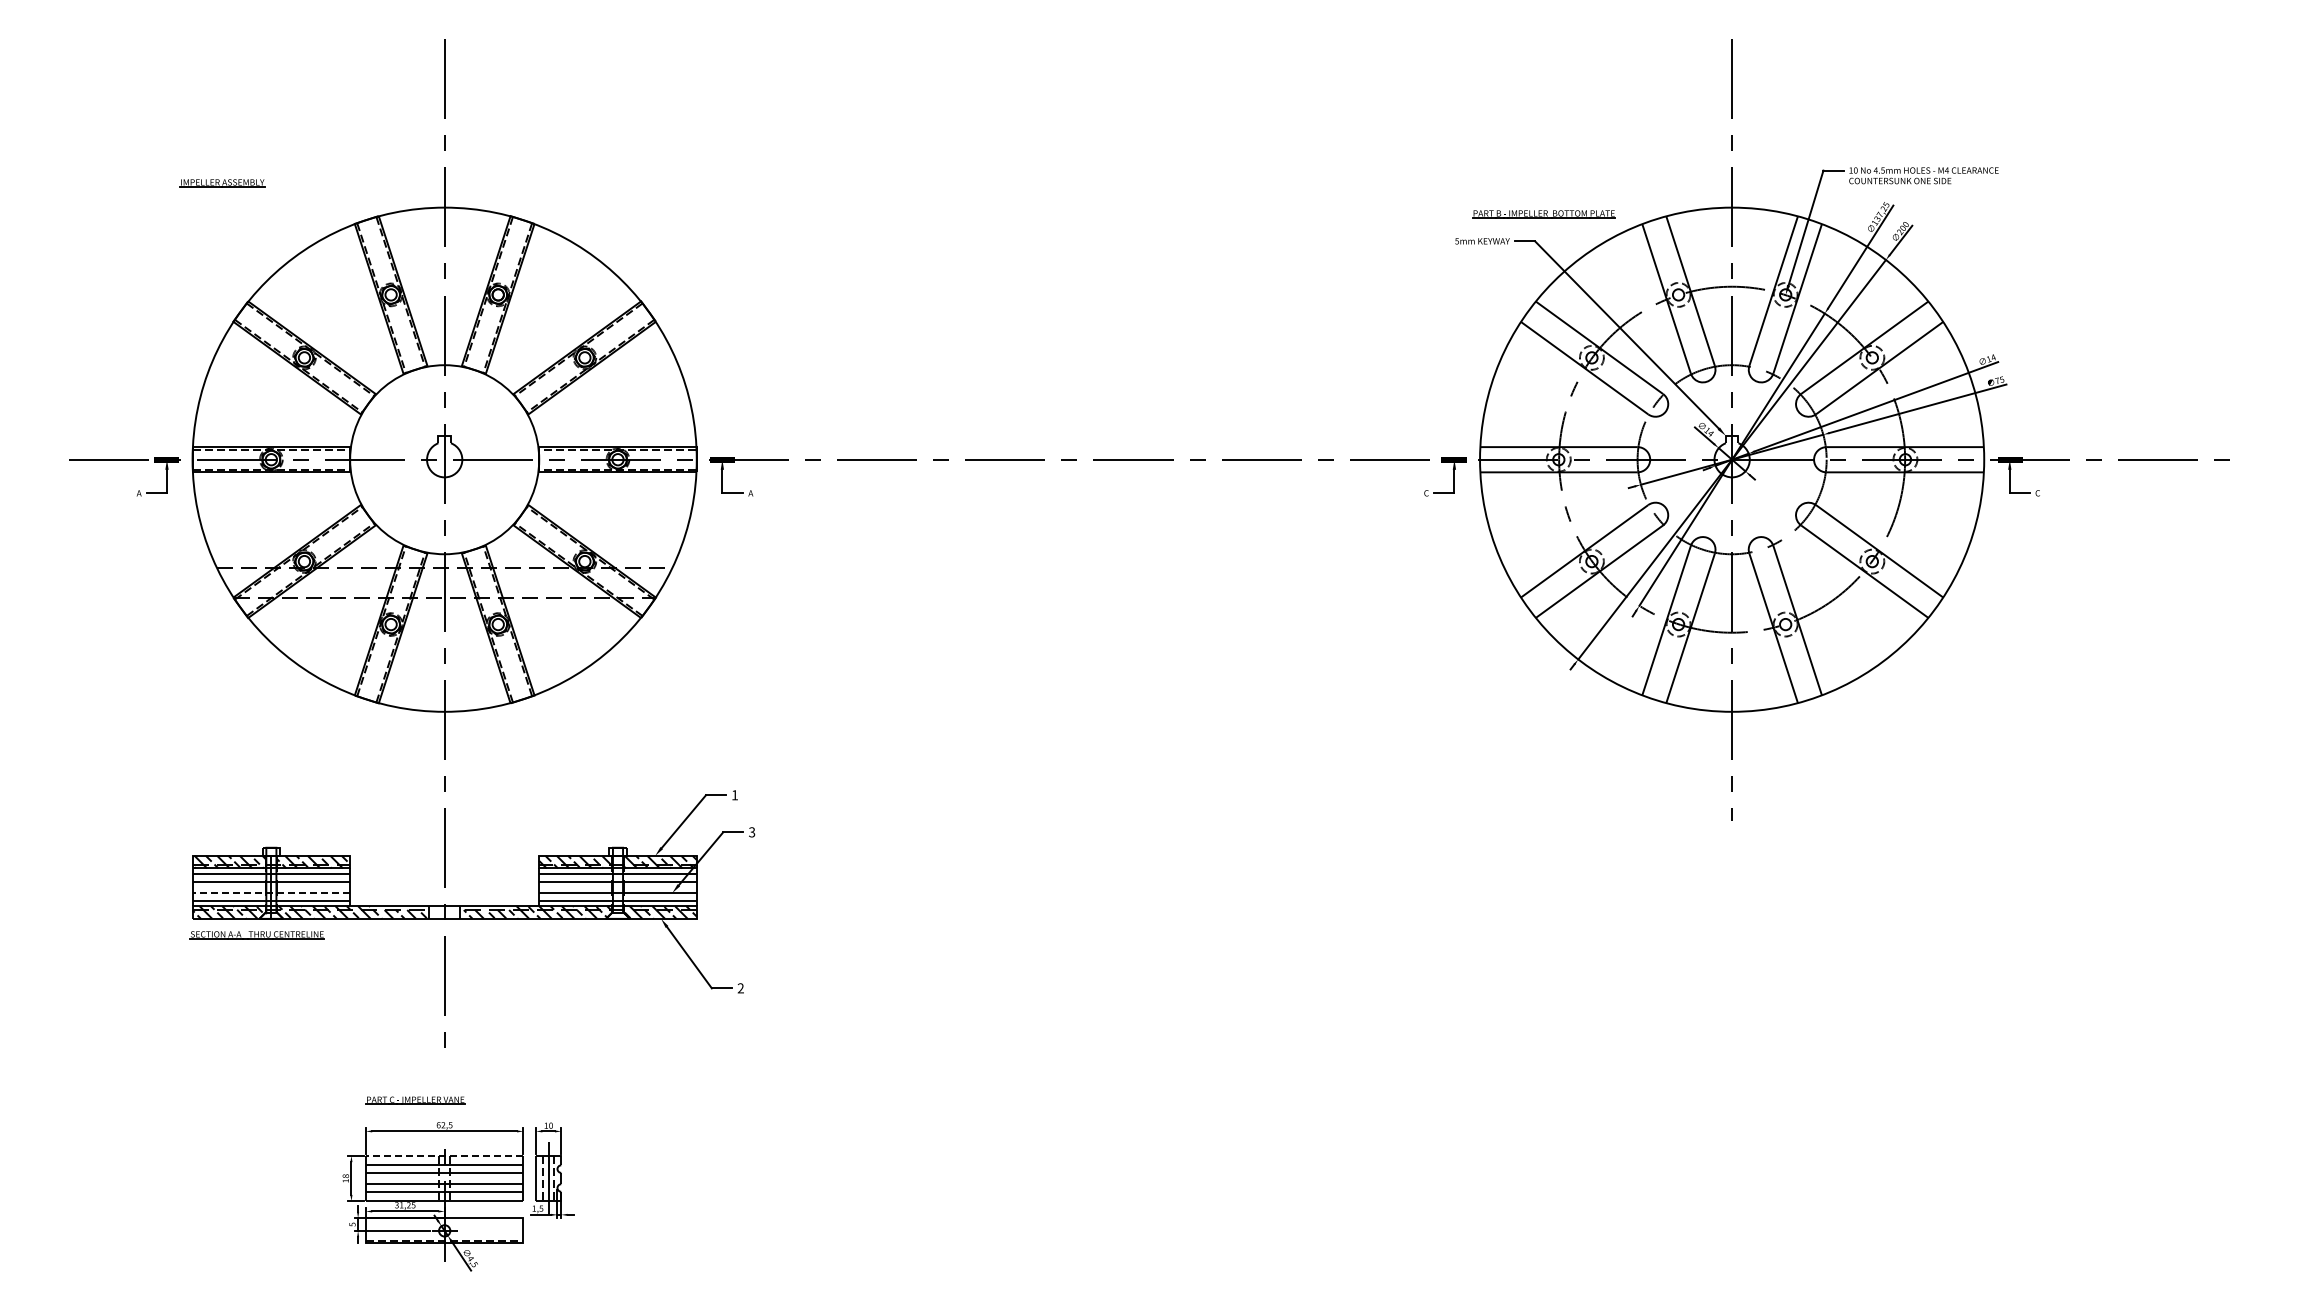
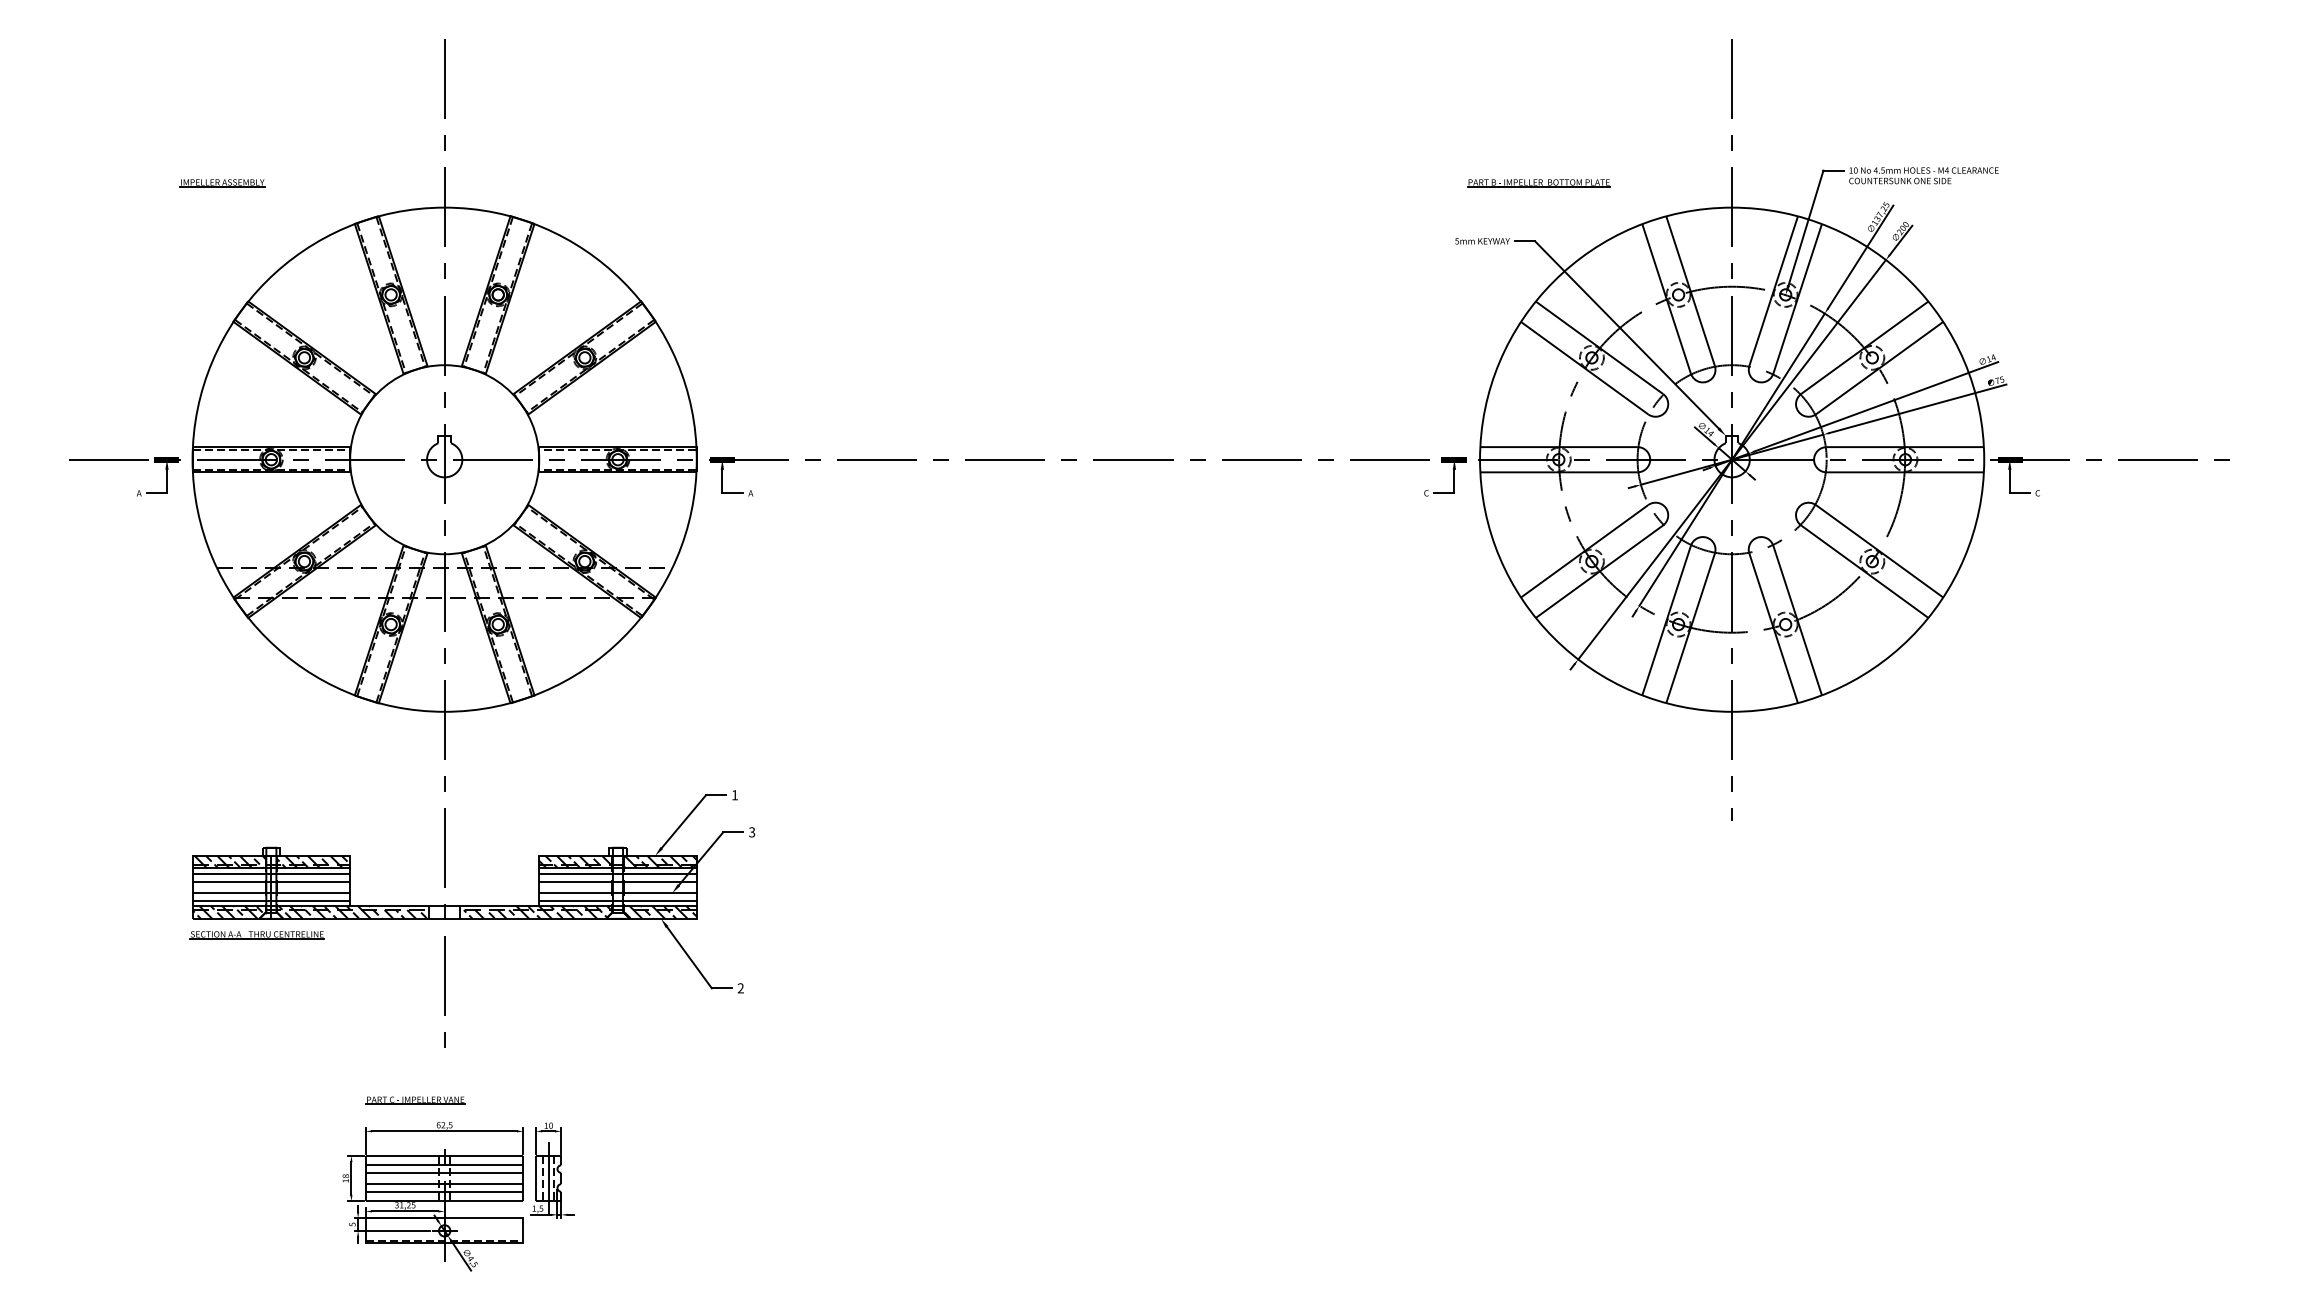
part position: (1543, 214) -> (1538, 183) (1538, 183)
line: dashed -> solid (271, 893)
line: dashed -> solid (444, 1155)
